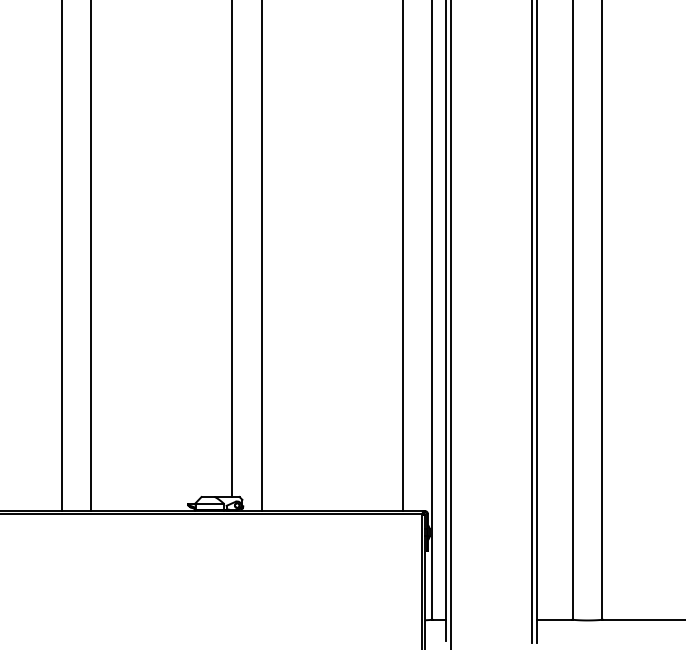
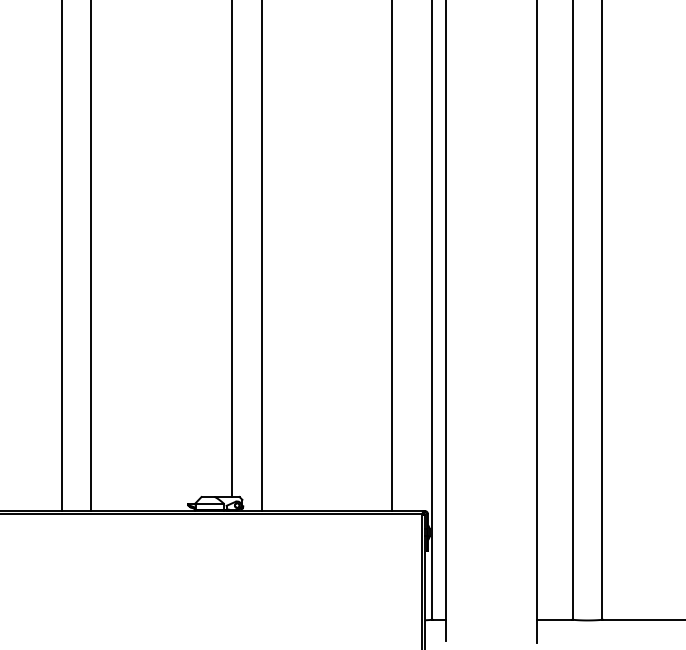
line position: (402, 256) -> (391, 256) (391, 256)
line: present -> none (532, 322)
line: present -> none (450, 324)
